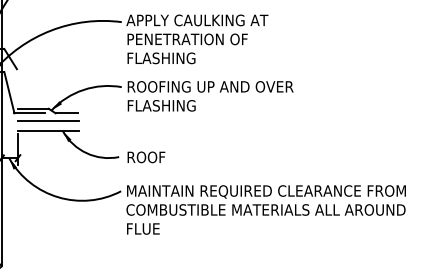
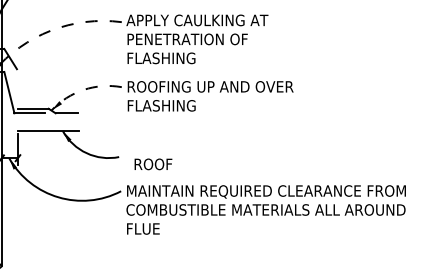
arc: solid -> dashed (56, 28)
arc: solid -> dashed (83, 89)
line: present -> none (47, 120)
text position: (146, 157) -> (153, 164) (153, 164)
